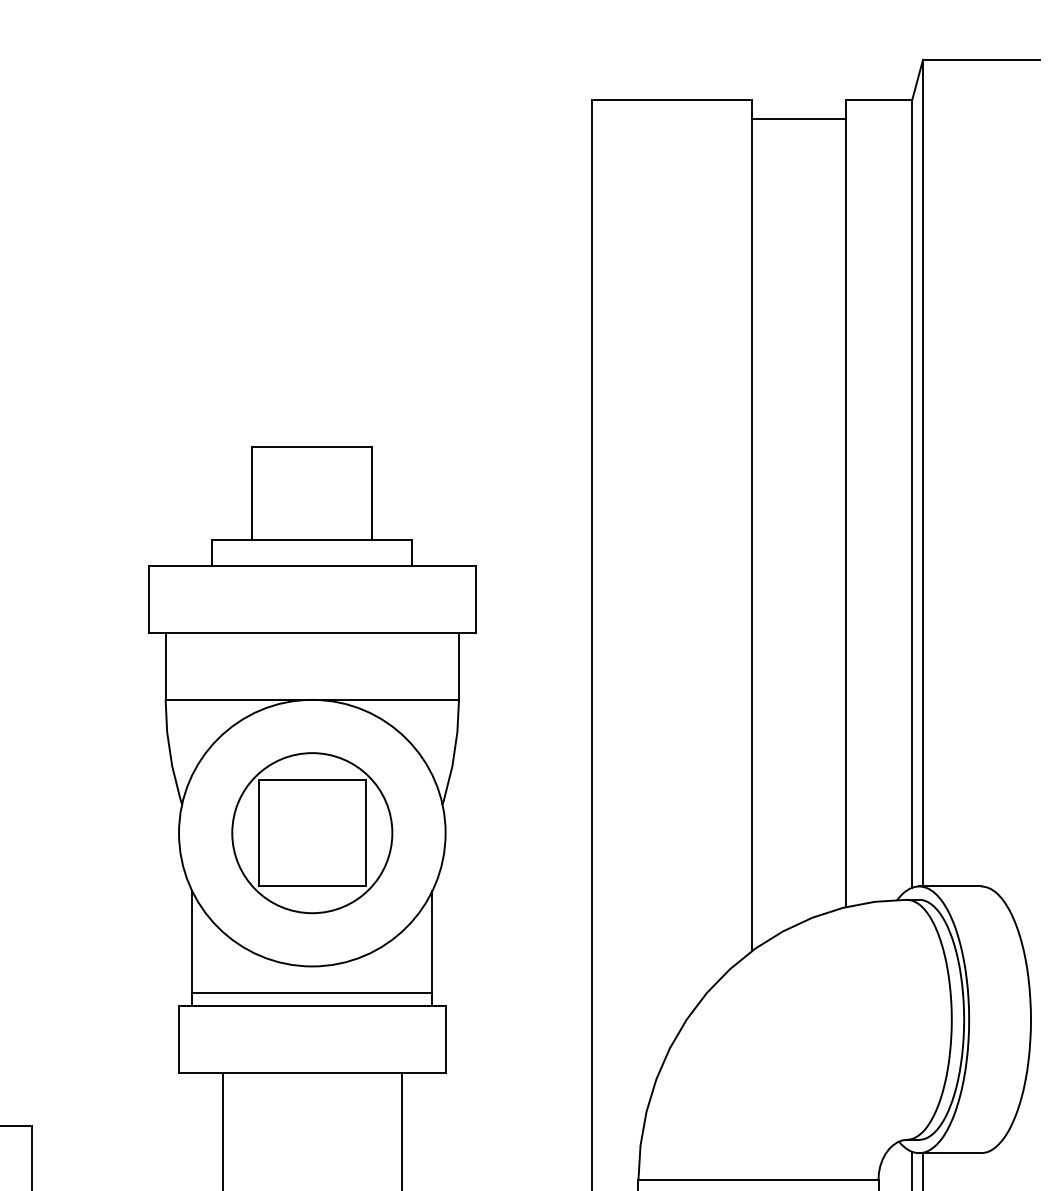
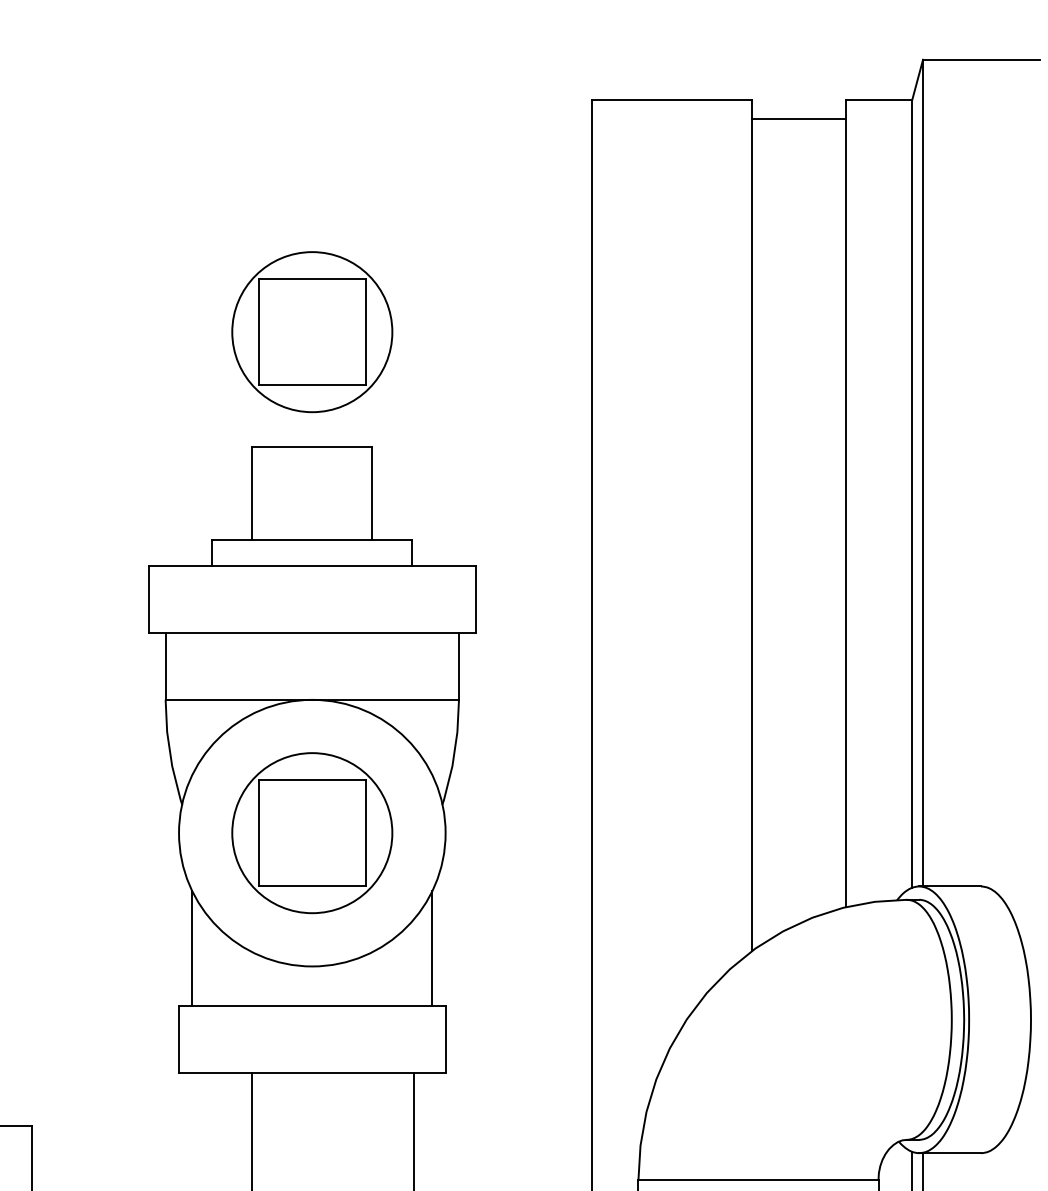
part: none -> present (312, 332)
line: present -> none (312, 993)
line position: (222, 1130) -> (251, 1130) (251, 1130)
line position: (401, 1130) -> (413, 1130) (413, 1130)
